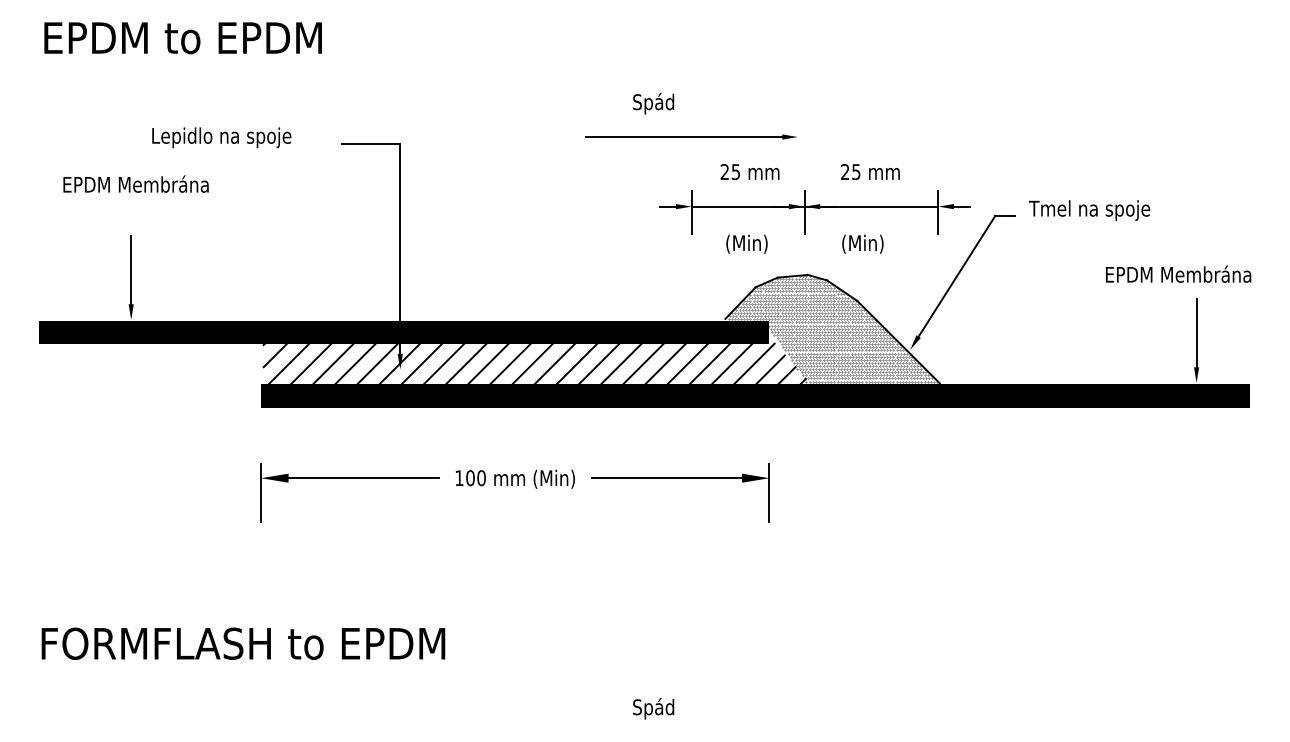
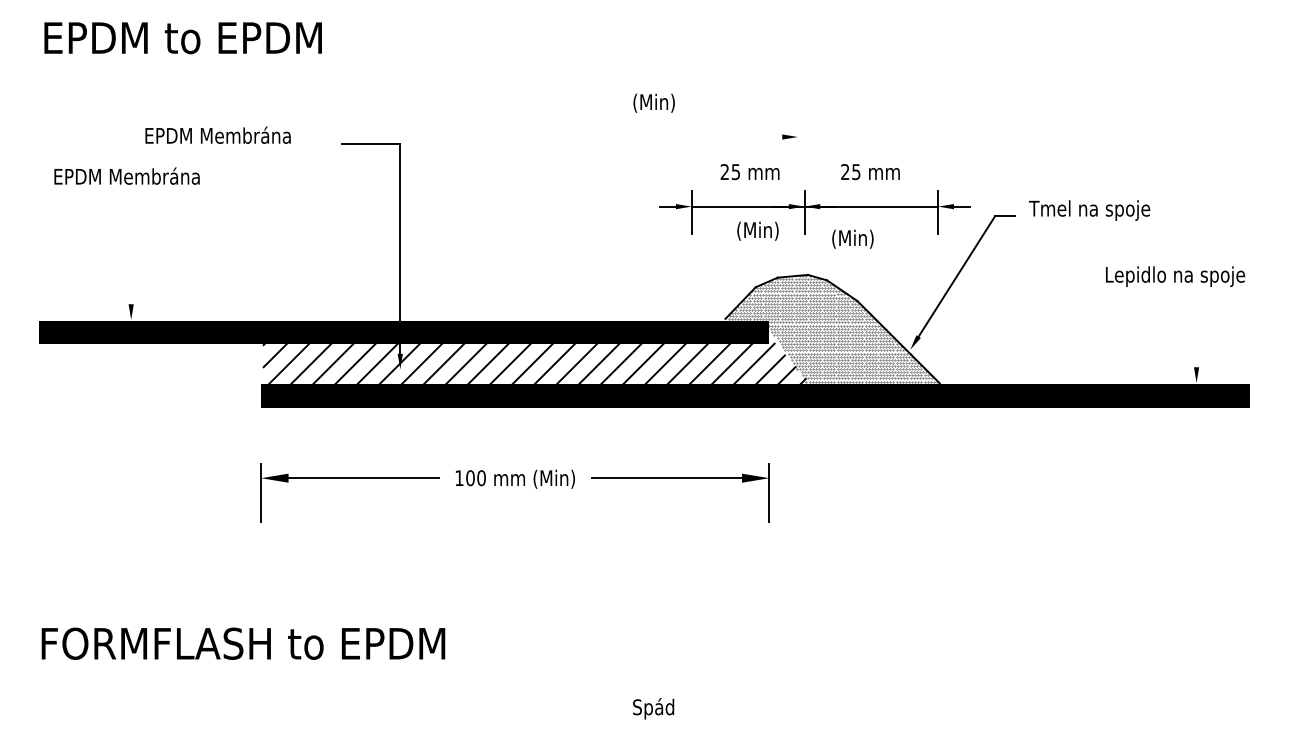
text: Spád -> (Min) (653, 103)
text: Lepidlo na spoje -> EPDM Membrána (218, 137)
line: present -> none (683, 137)
text position: (135, 183) -> (126, 175) (126, 175)
text position: (746, 243) -> (757, 230) (757, 230)
text position: (862, 243) -> (852, 238) (852, 238)
line: present -> none (131, 270)
text: EPDM Membrána -> Lepidlo na spoje (1179, 276)
line: present -> none (1196, 333)
